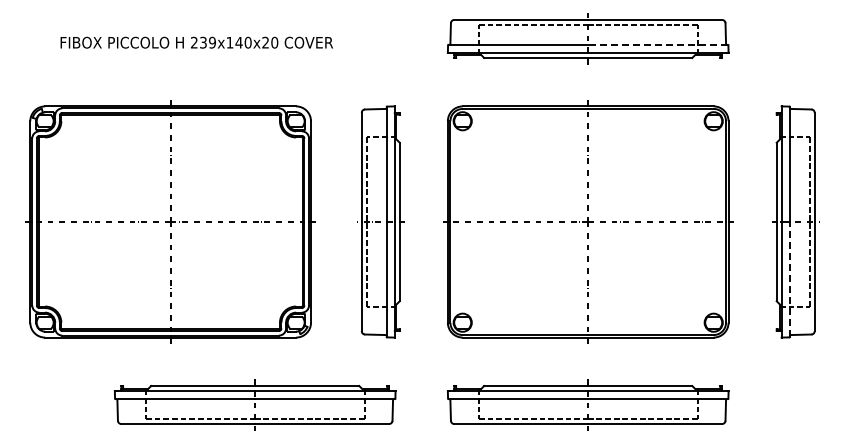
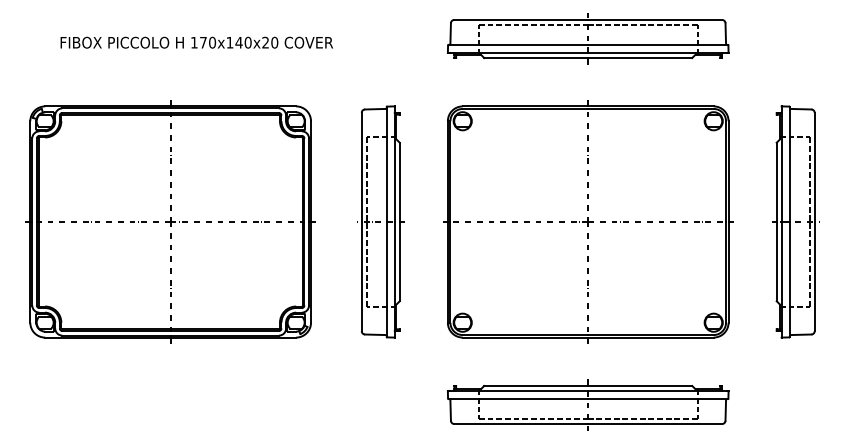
text: 239x140x20 -> 170x140x20 (203, 42)
line: dashed -> solid (657, 44)
line: dashed -> solid (789, 278)
part: present -> none (255, 404)
